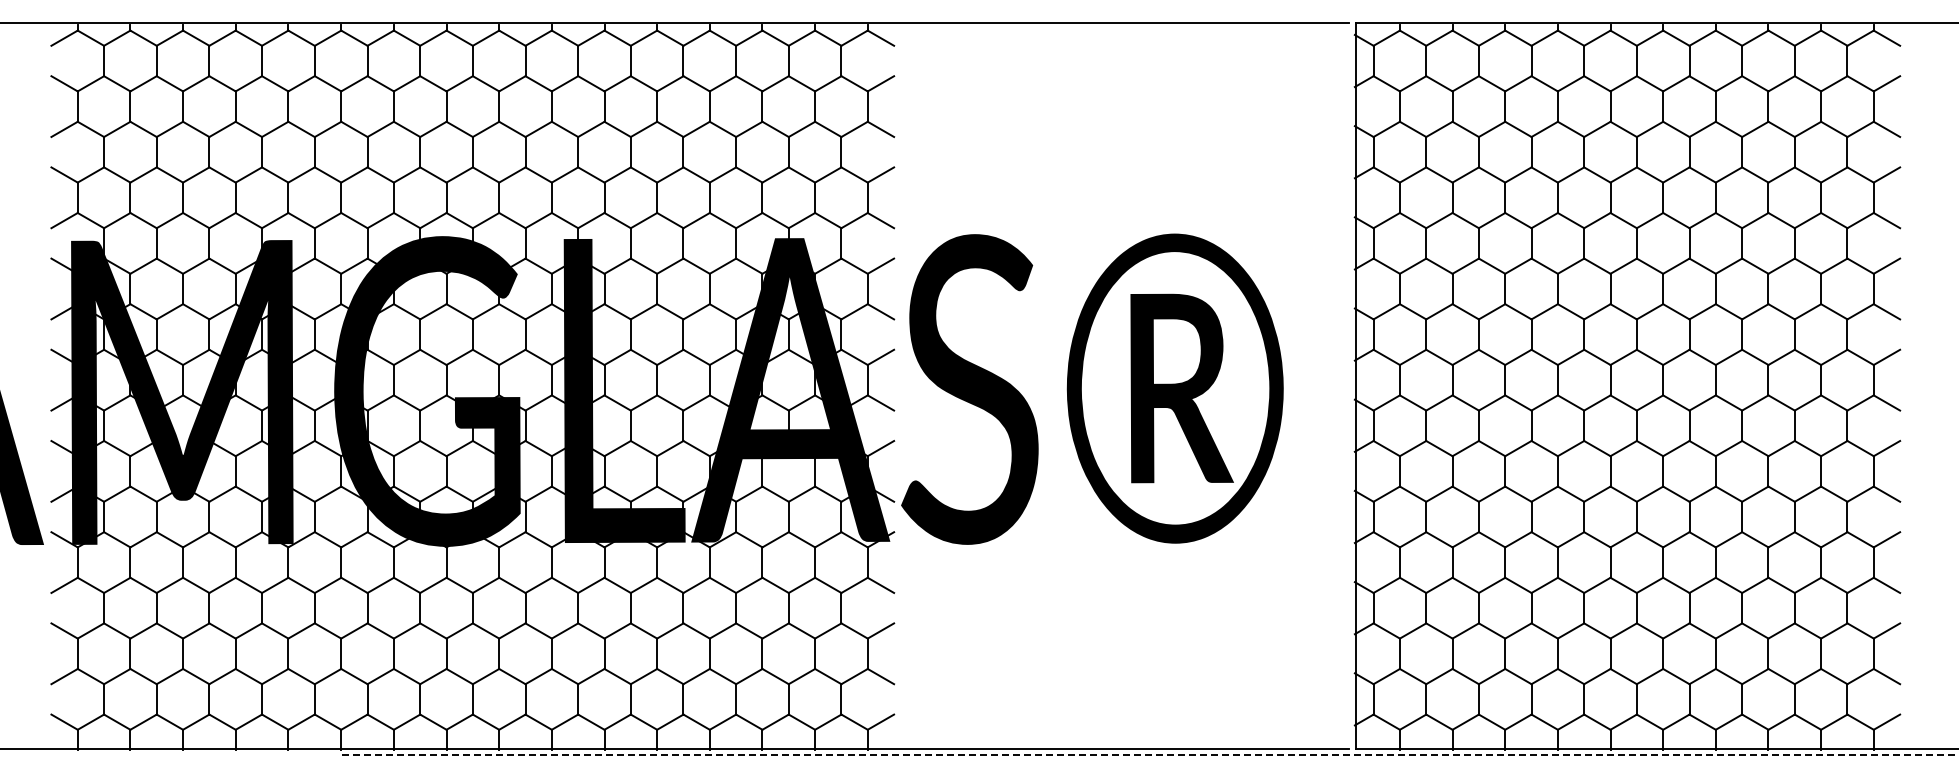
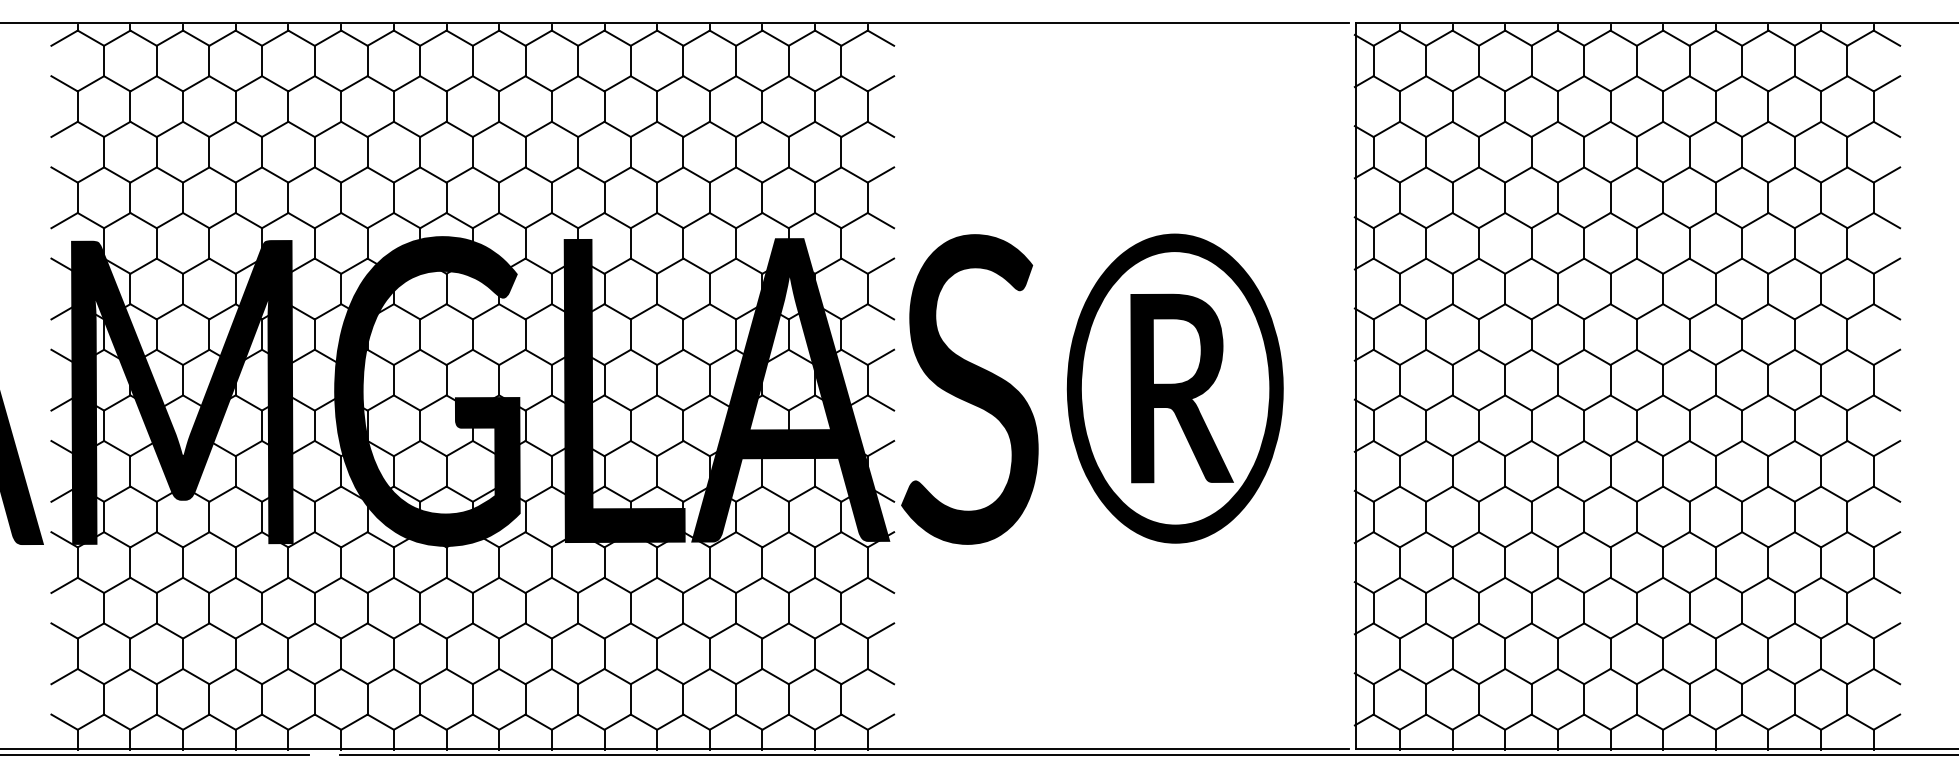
line: none -> present (155, 755)
line: dashed -> solid (1148, 755)
